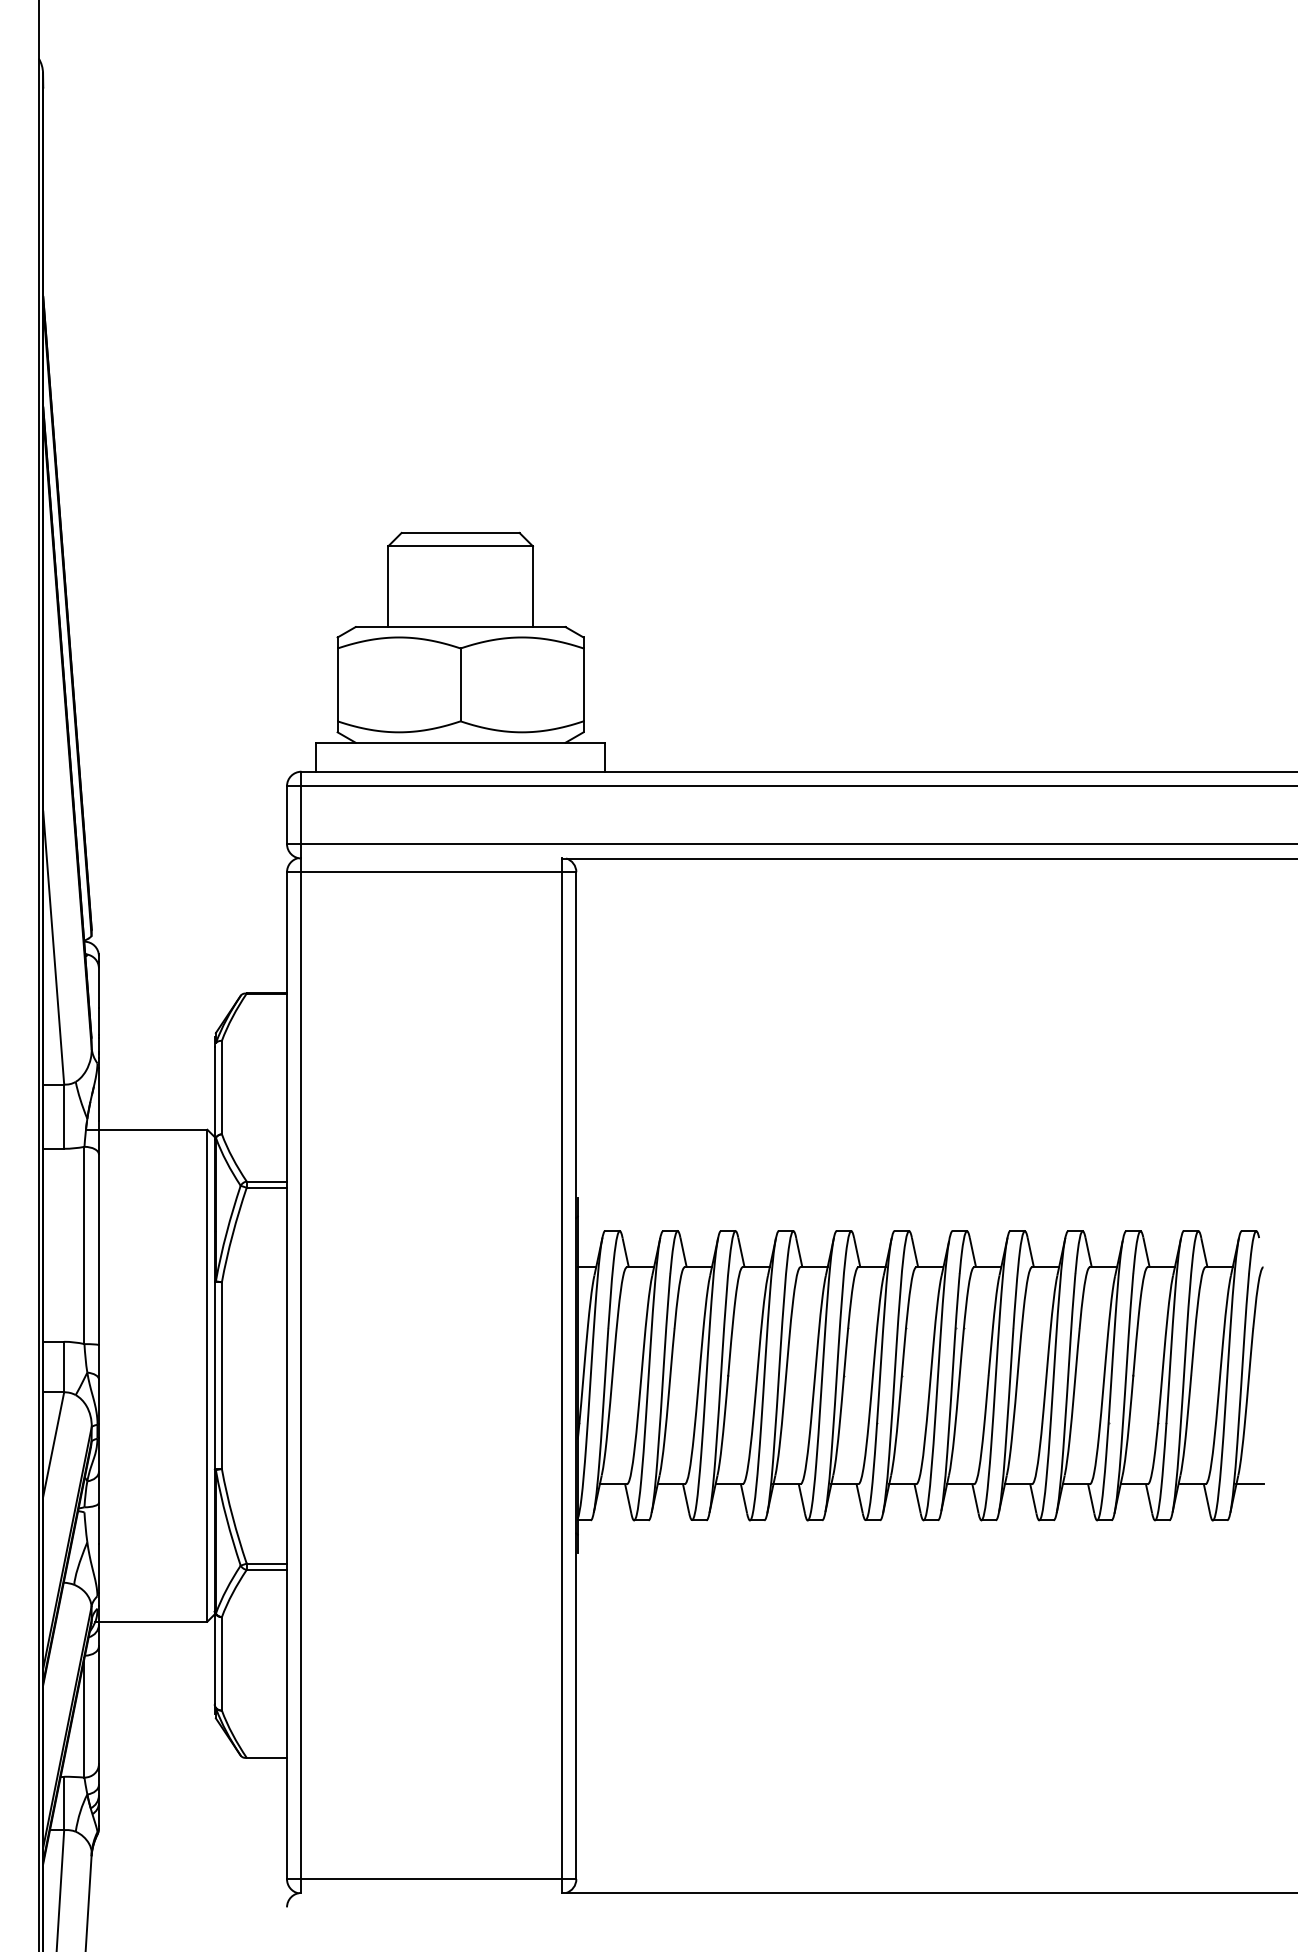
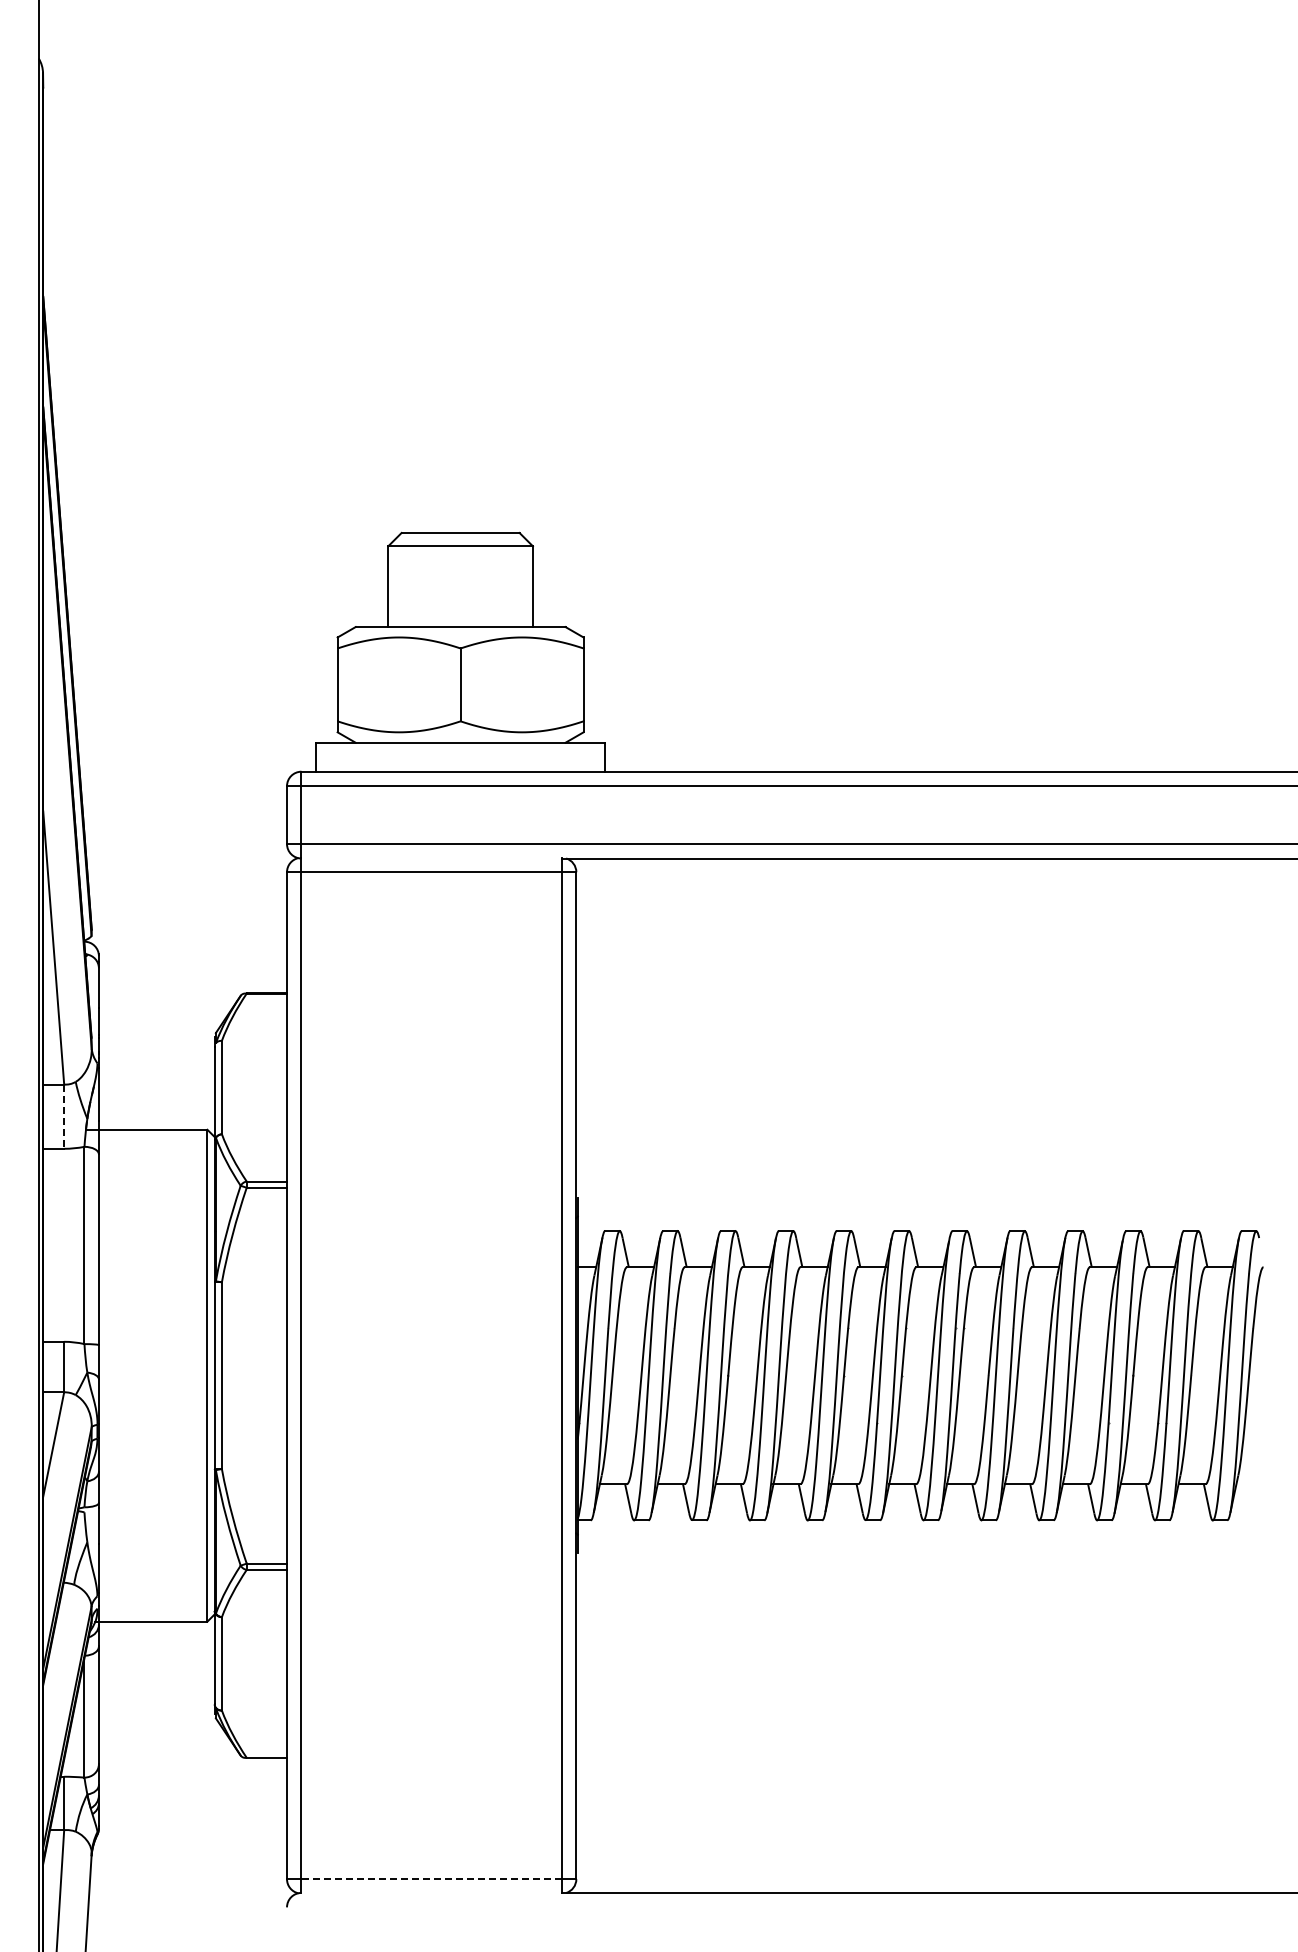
line: solid -> dashed (64, 1117)
line: present -> none (1249, 1484)
line: solid -> dashed (431, 1879)
